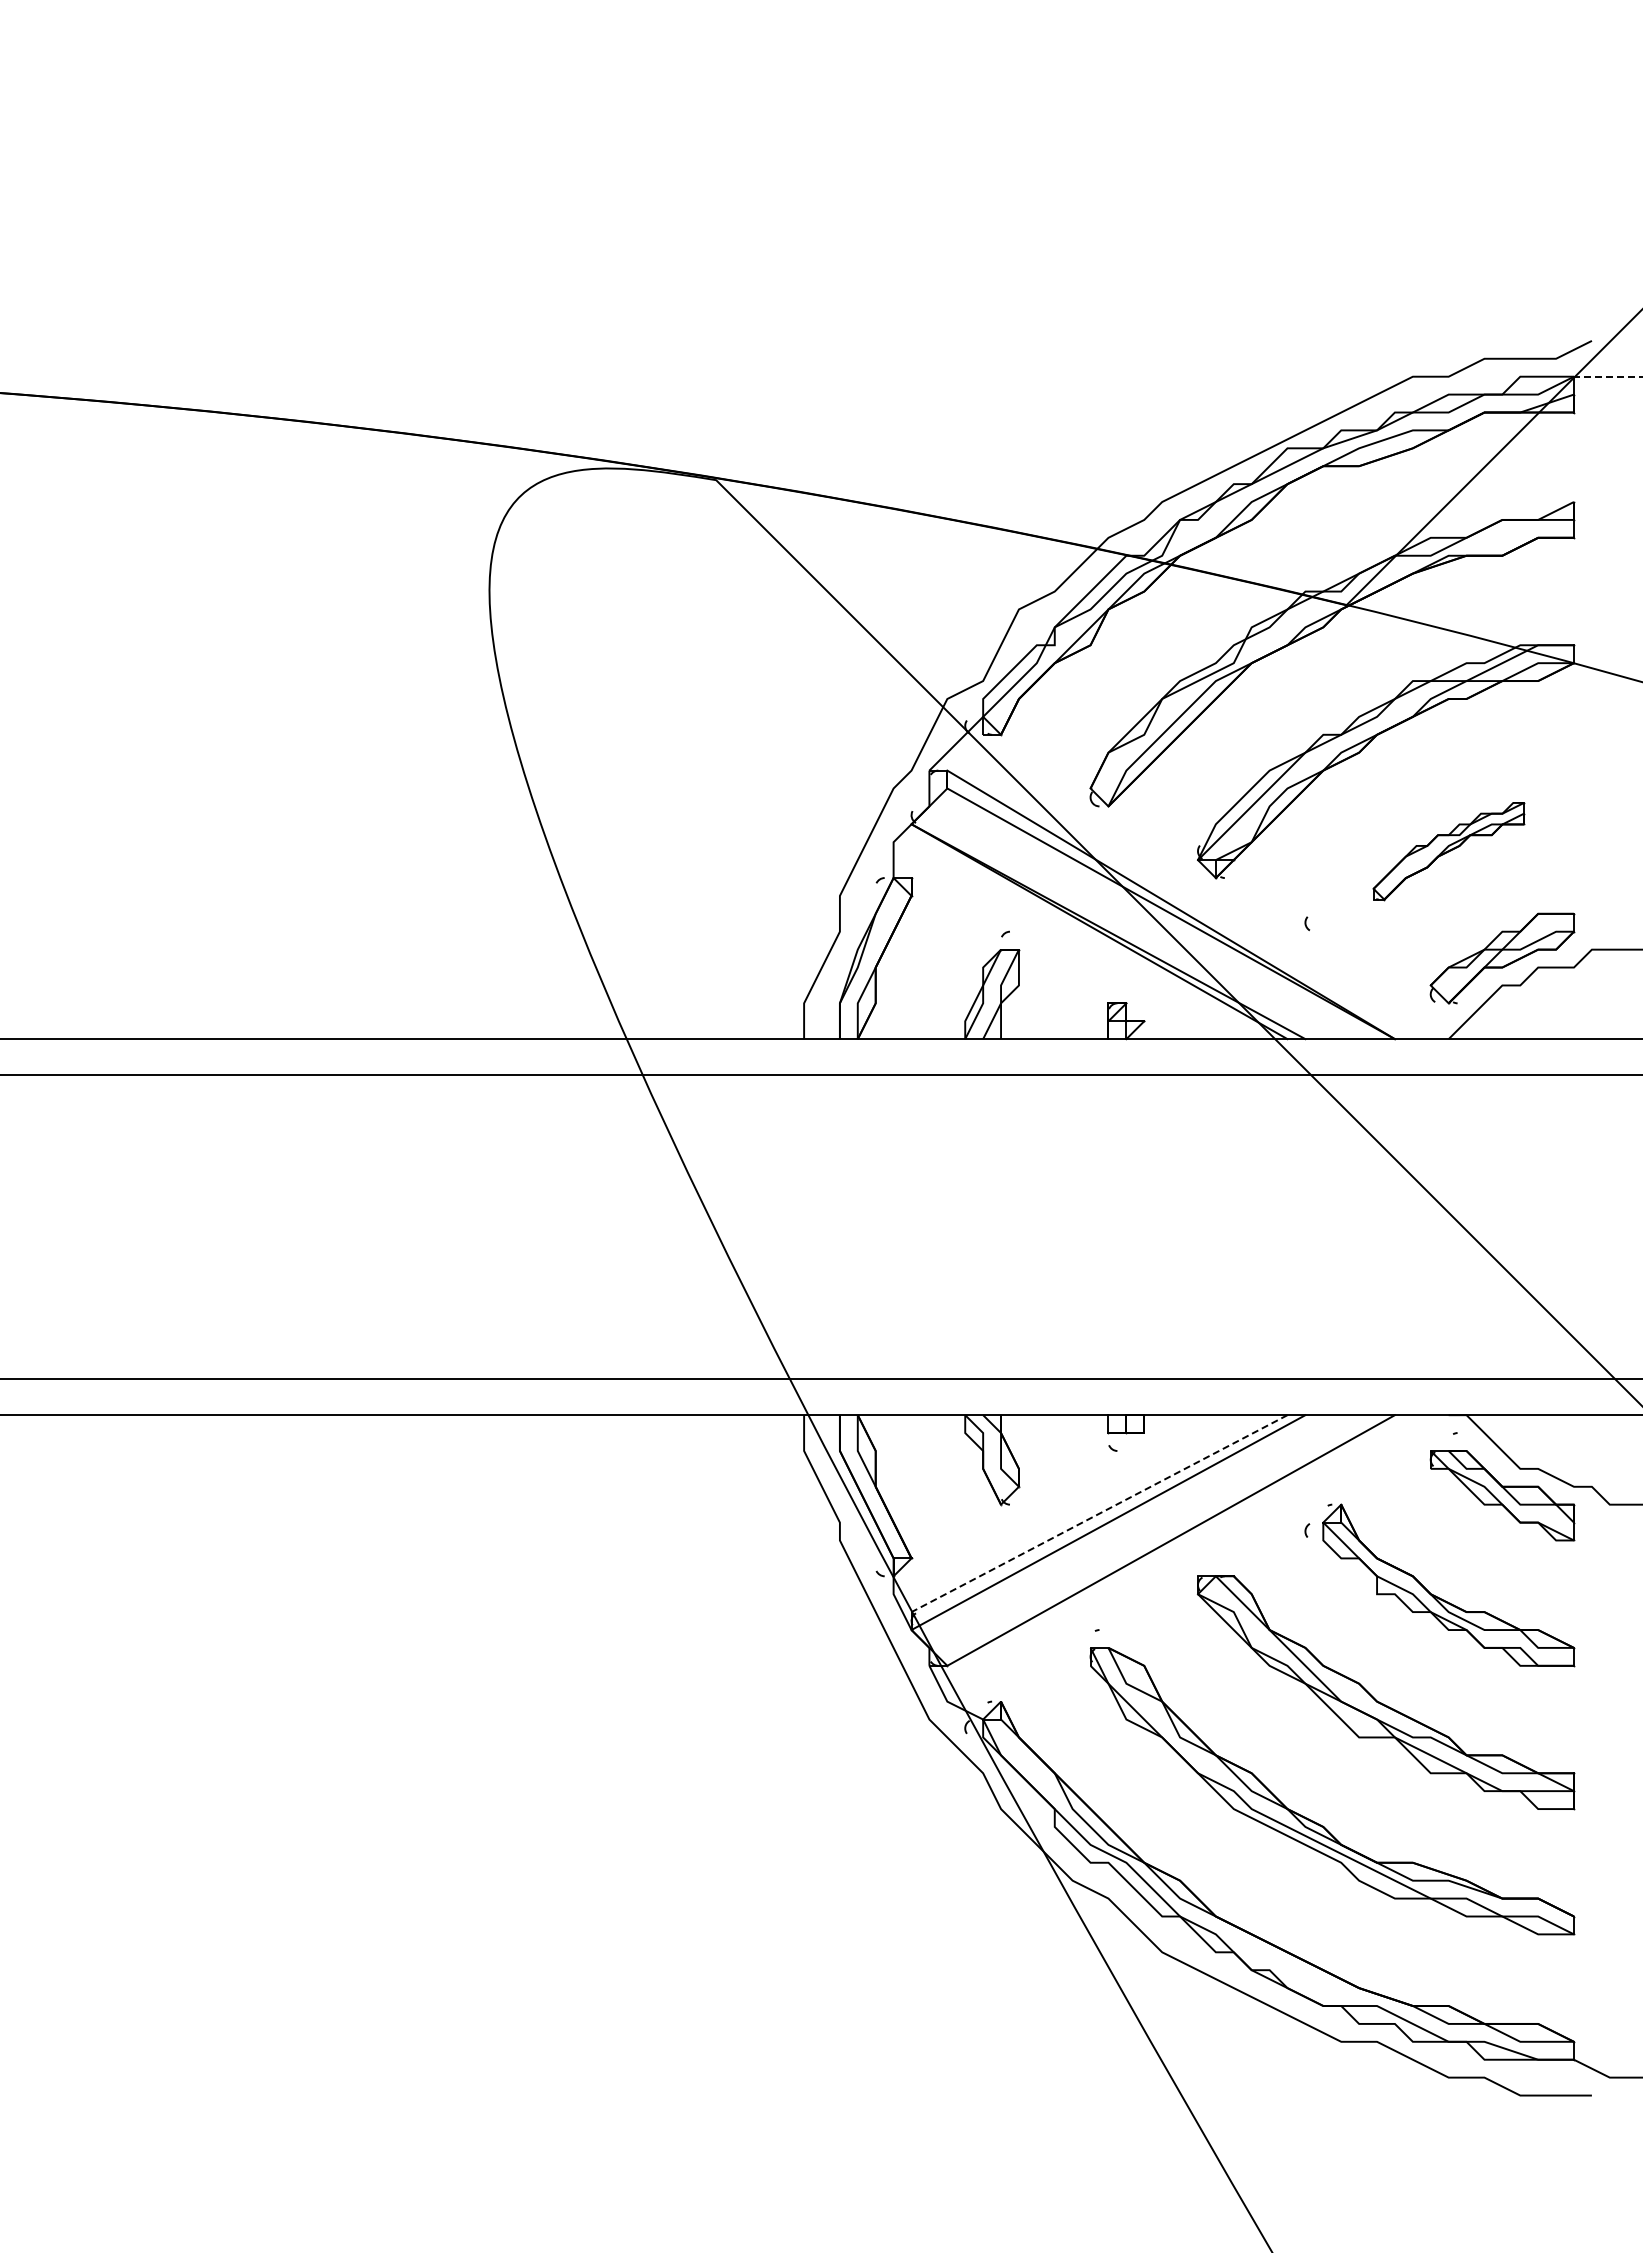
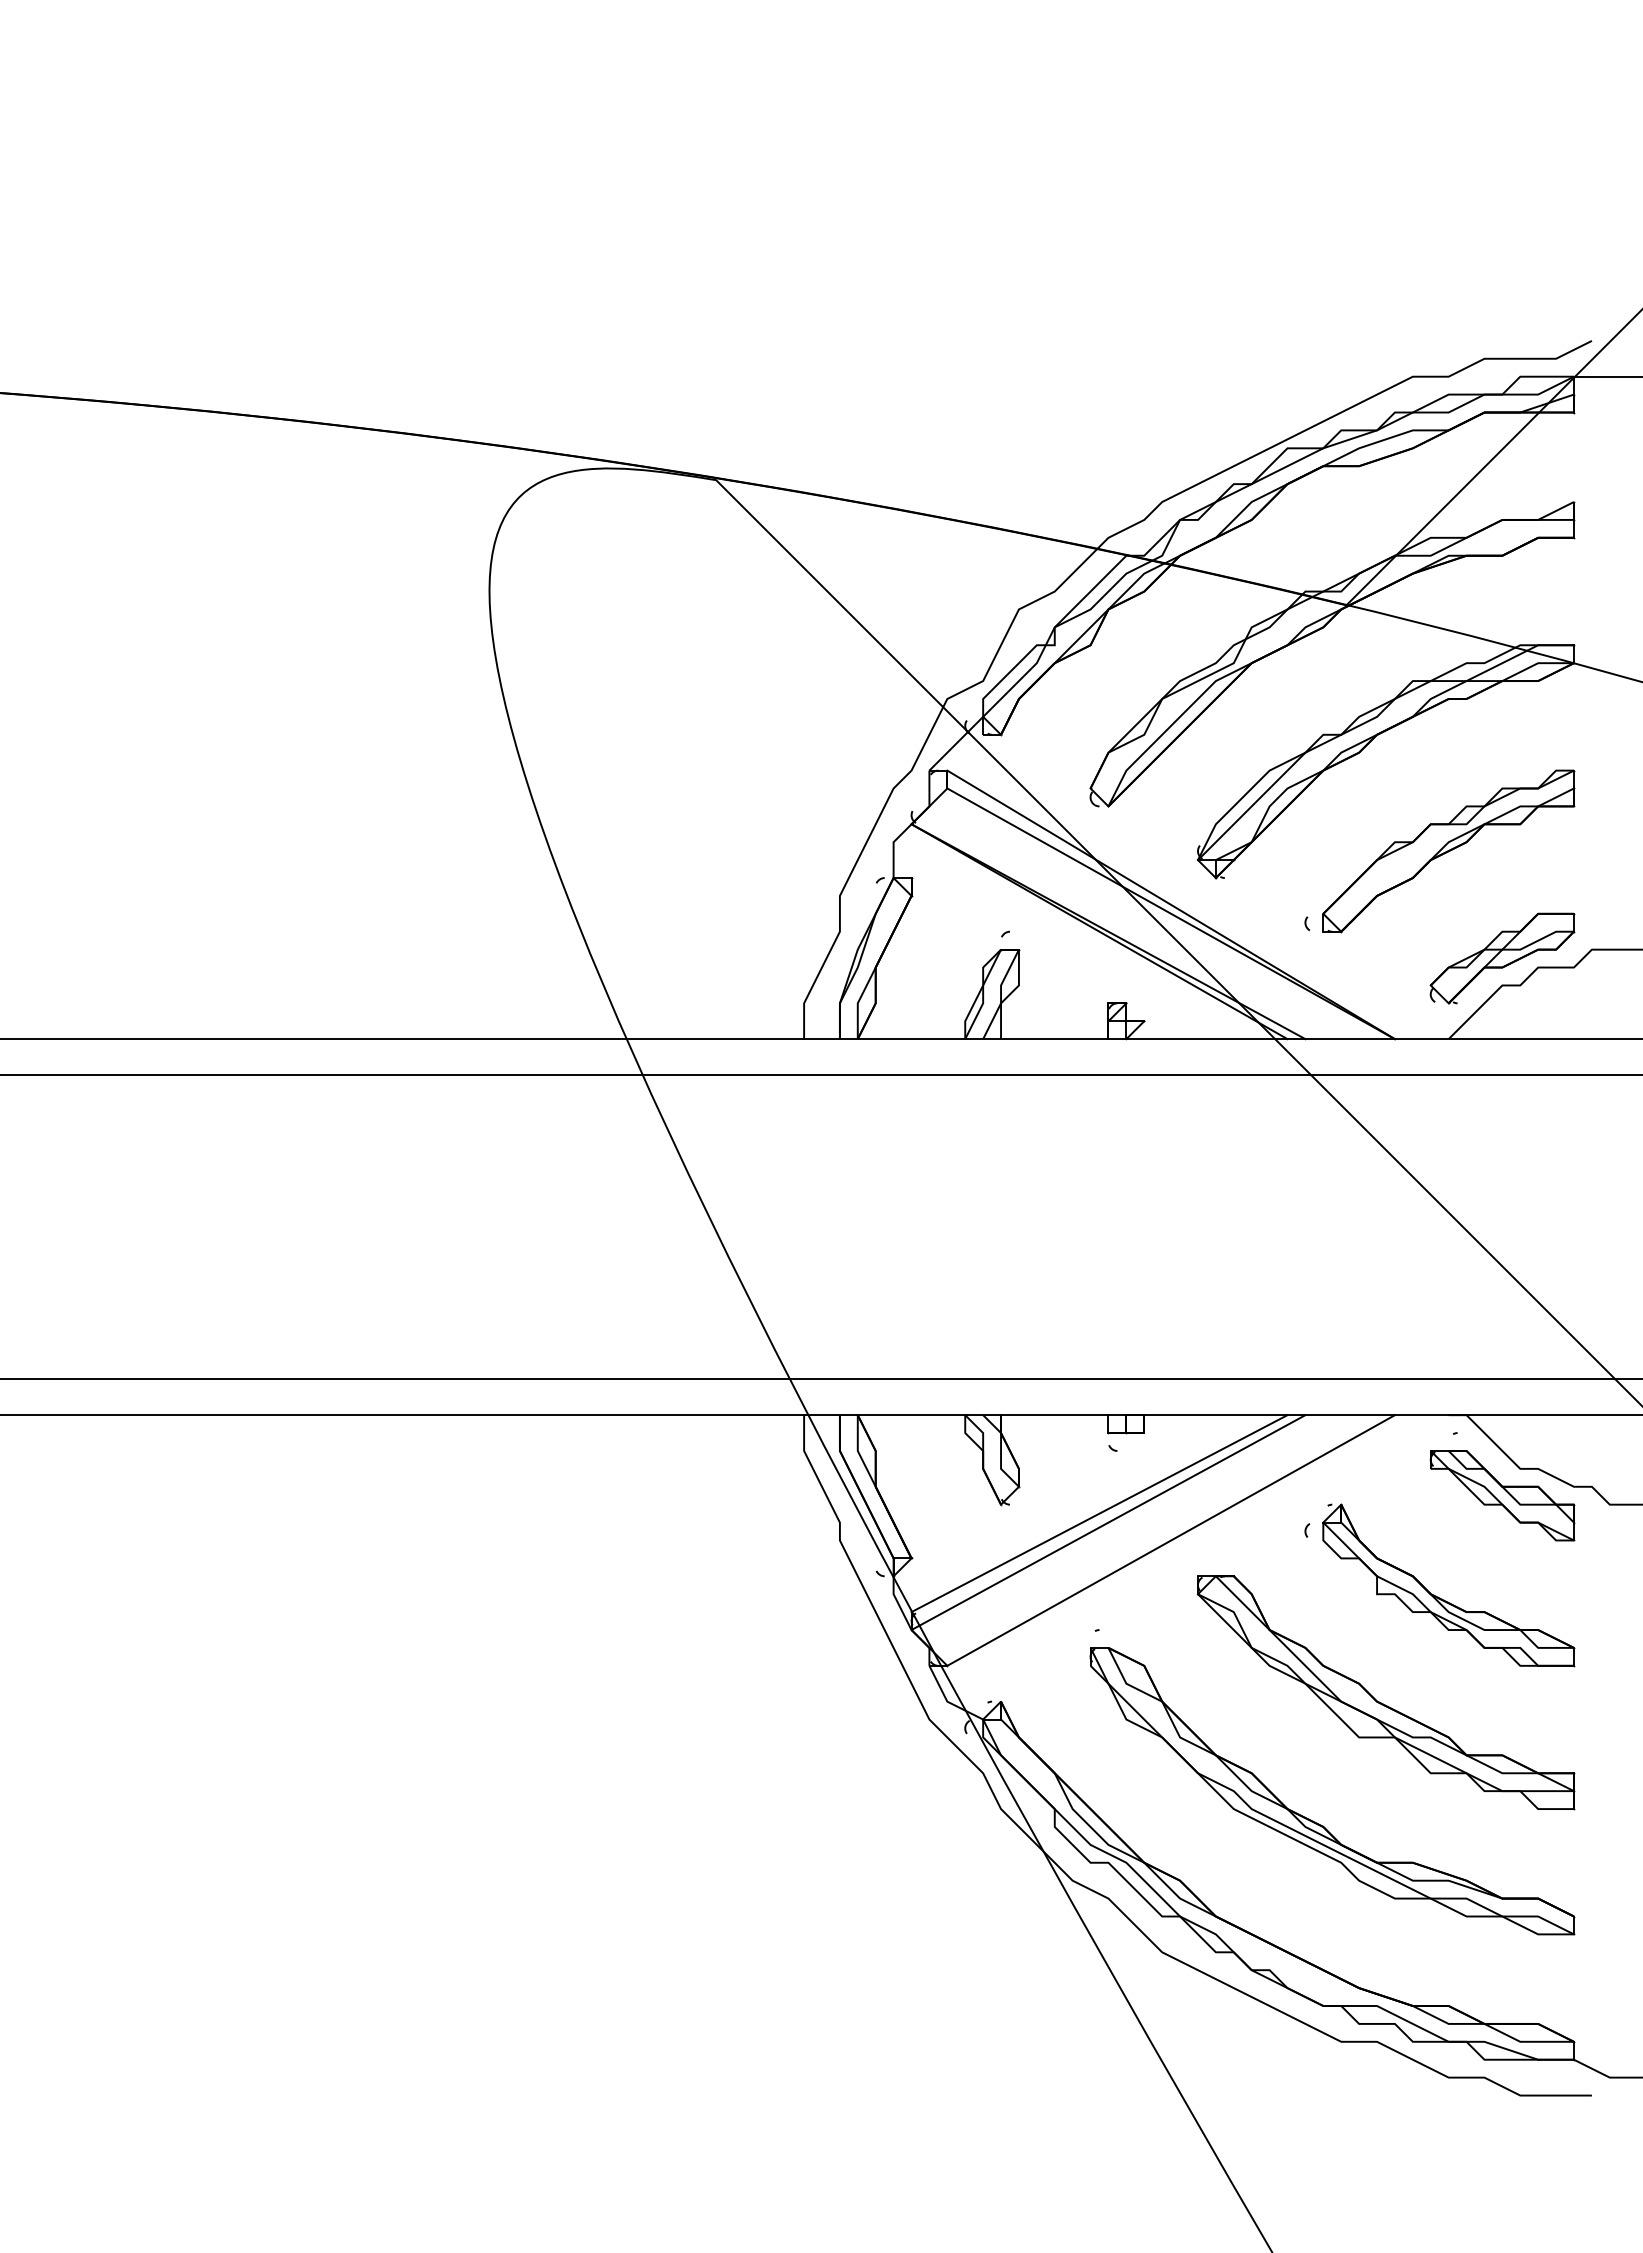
line: dashed -> solid (1608, 376)
part size: 154x100 px -> 254x165 px (1448, 851)
line: dashed -> solid (1099, 1513)
